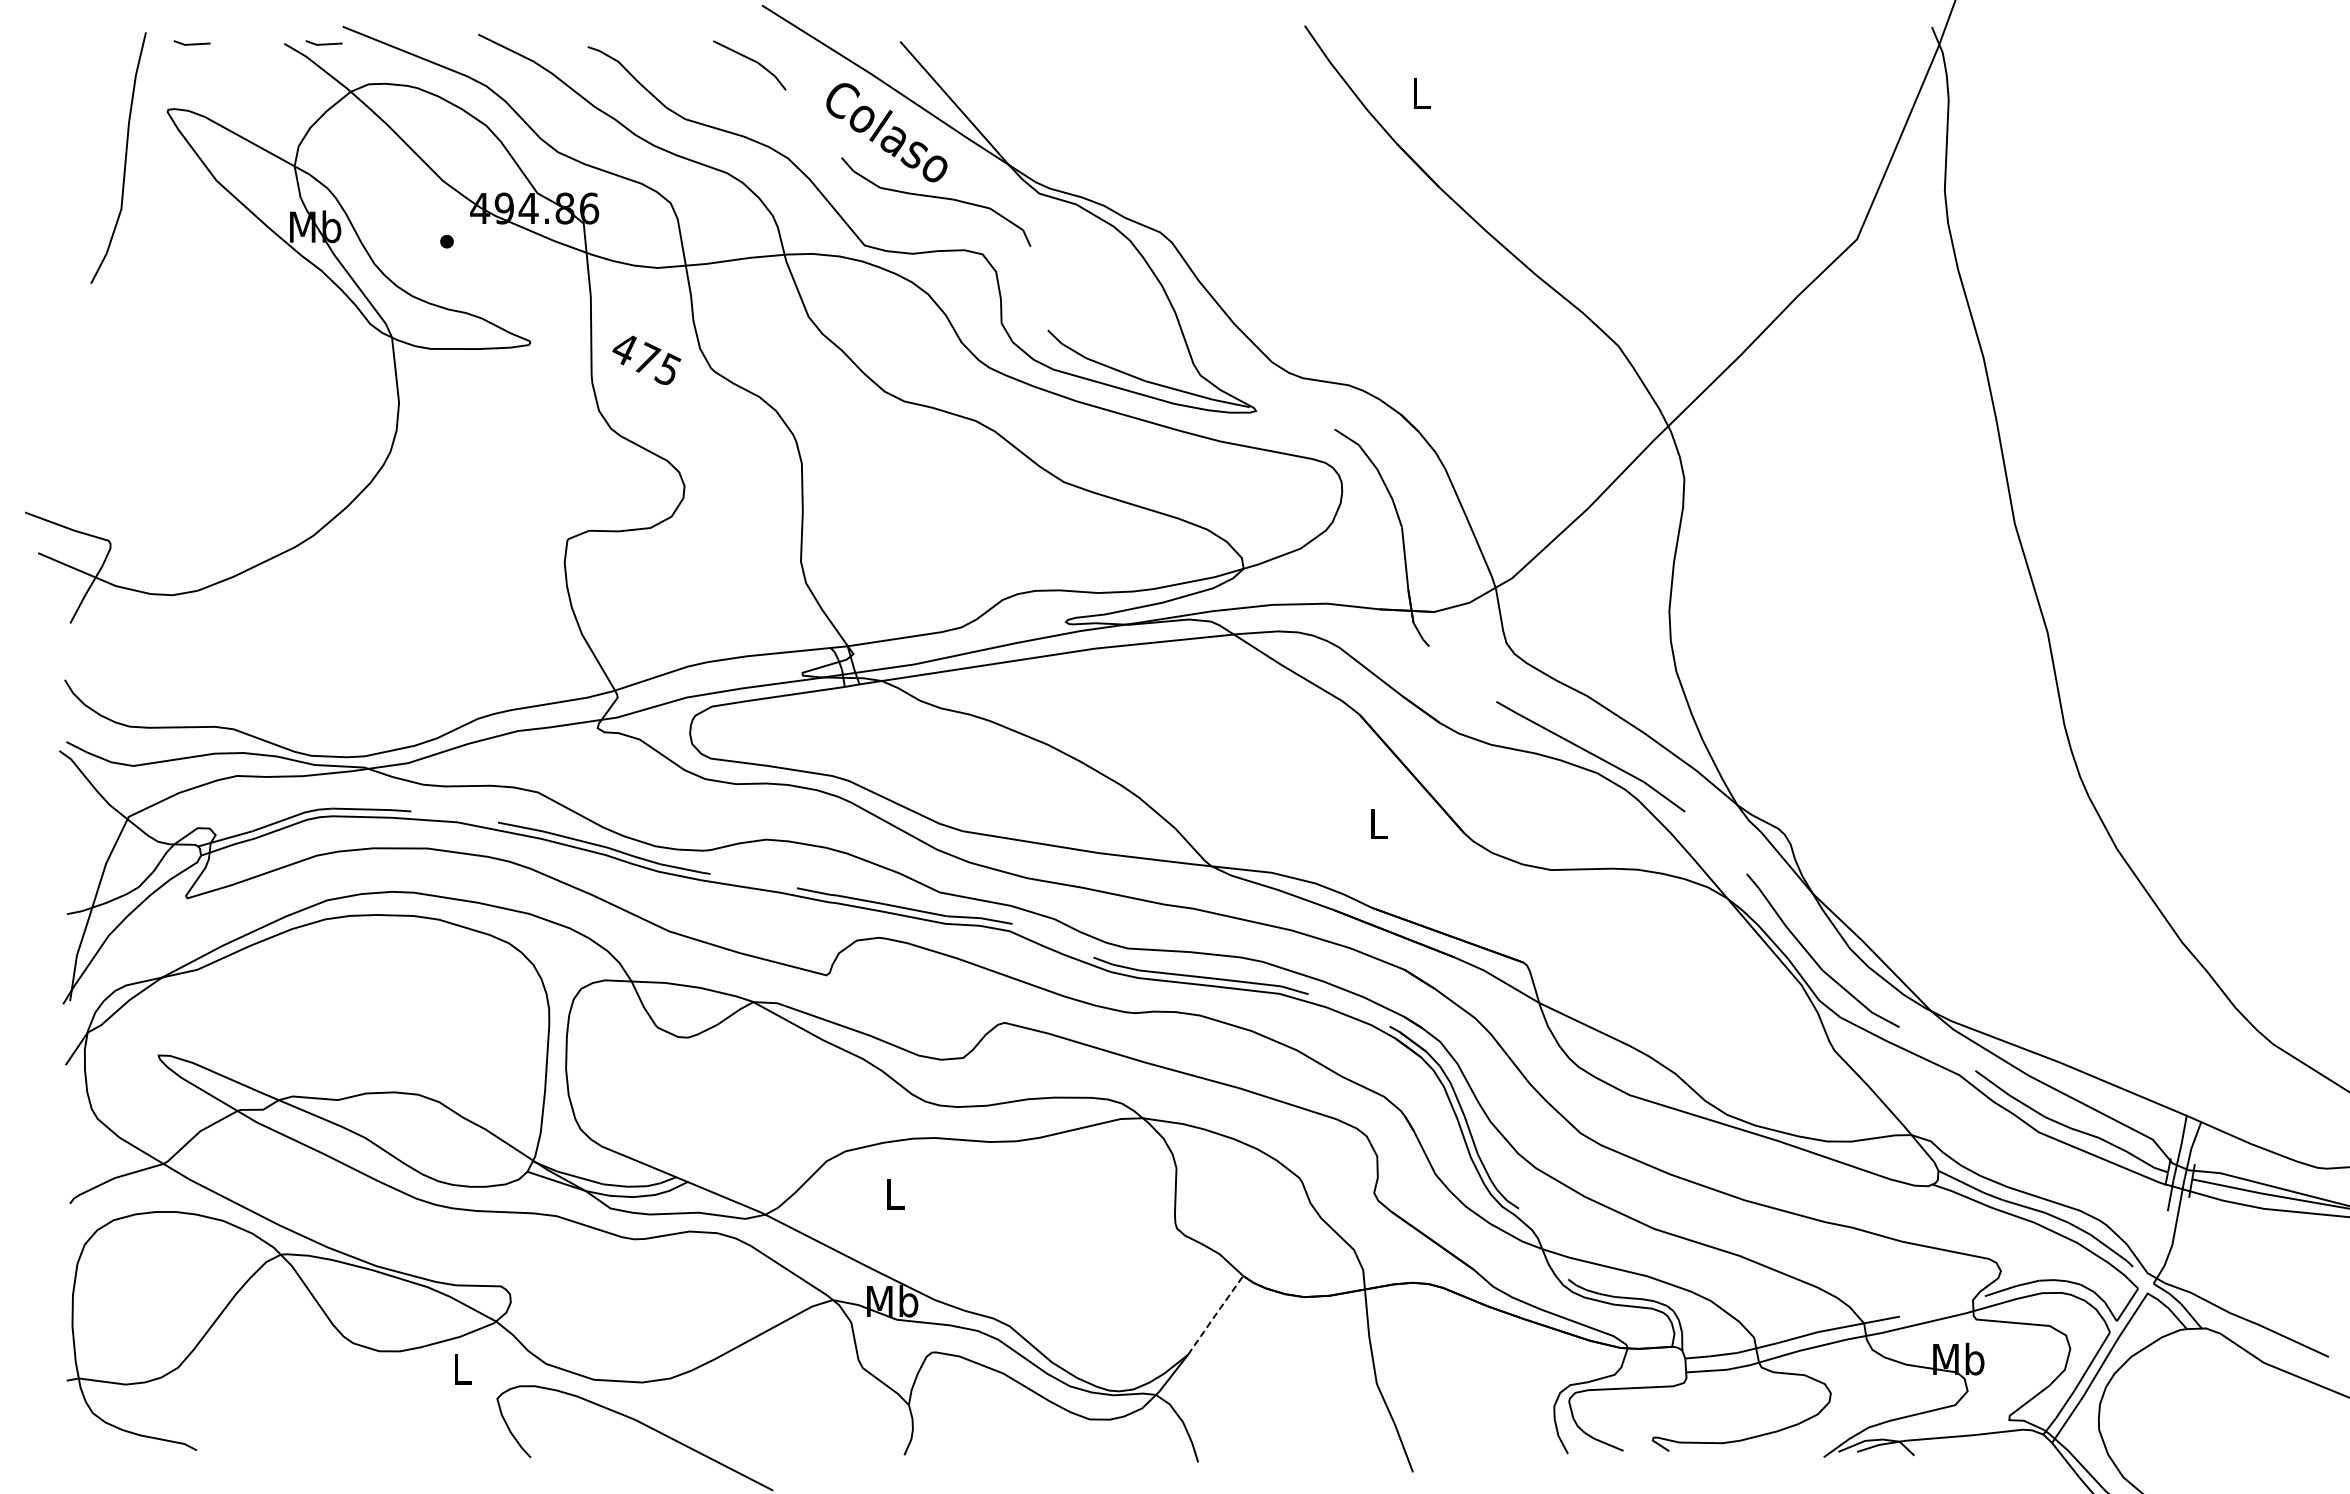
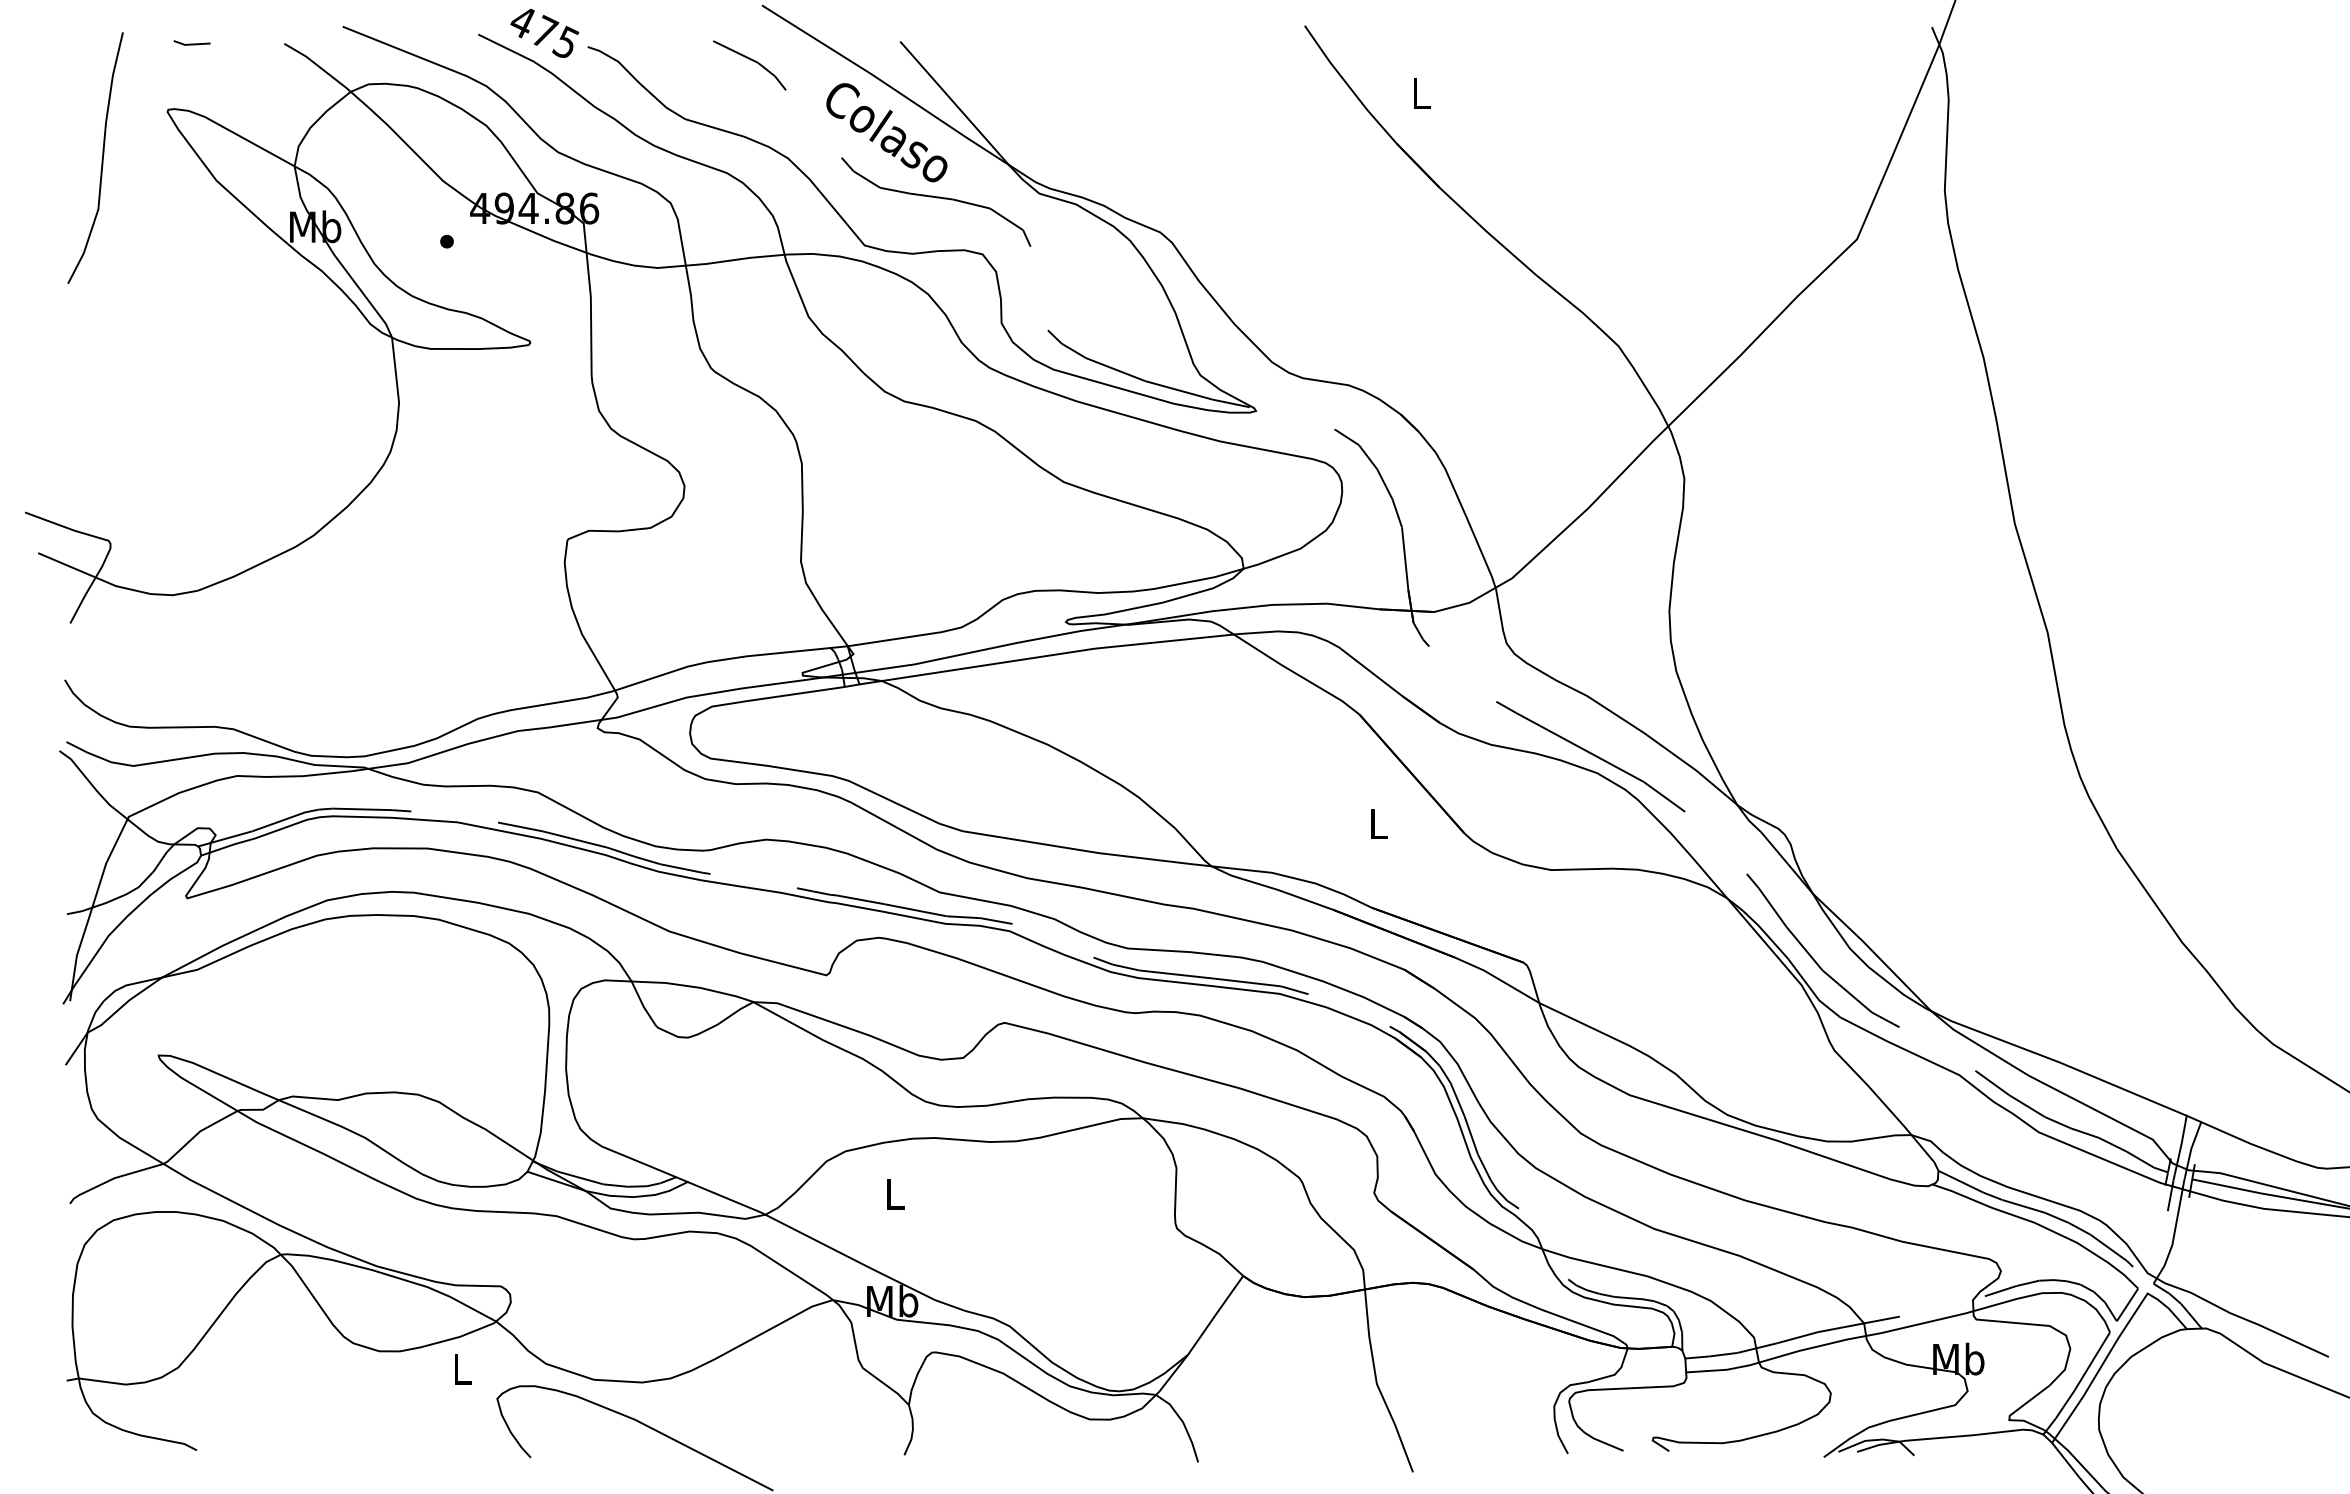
line: present -> none (323, 43)
curve position: (124, 159) -> (101, 159) (101, 159)
text position: (646, 359) -> (544, 32) (544, 32)
line: dashed -> solid (1215, 1315)
